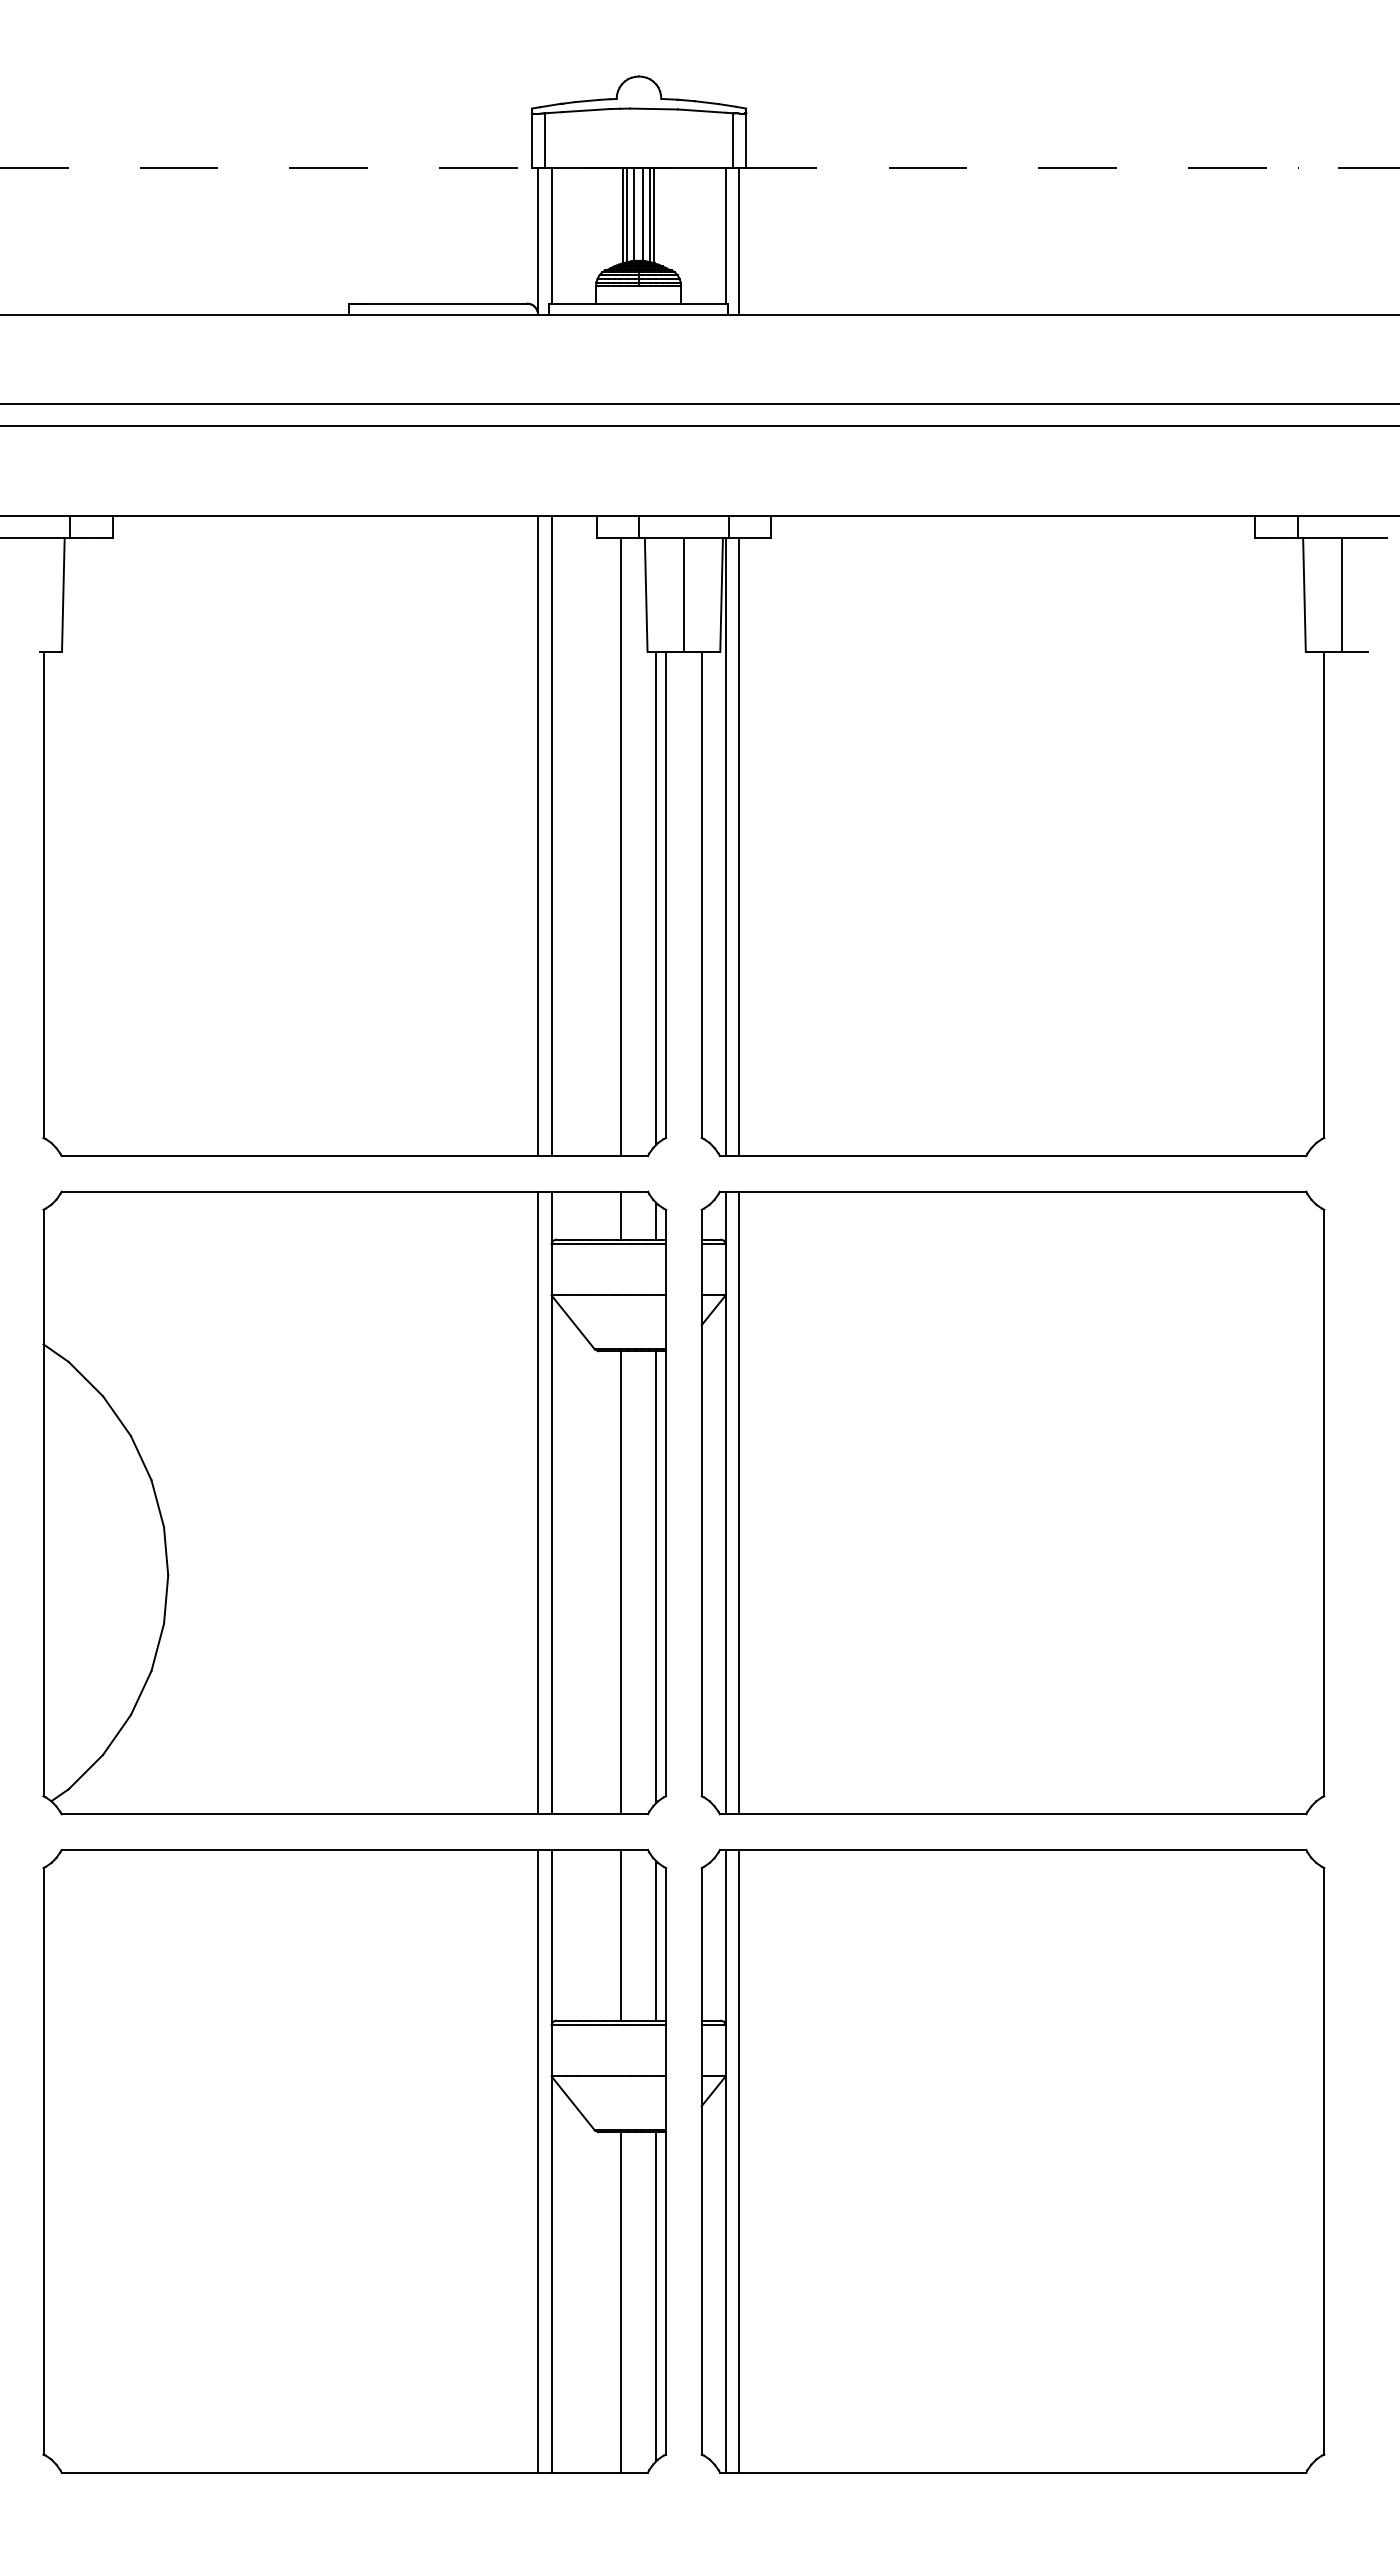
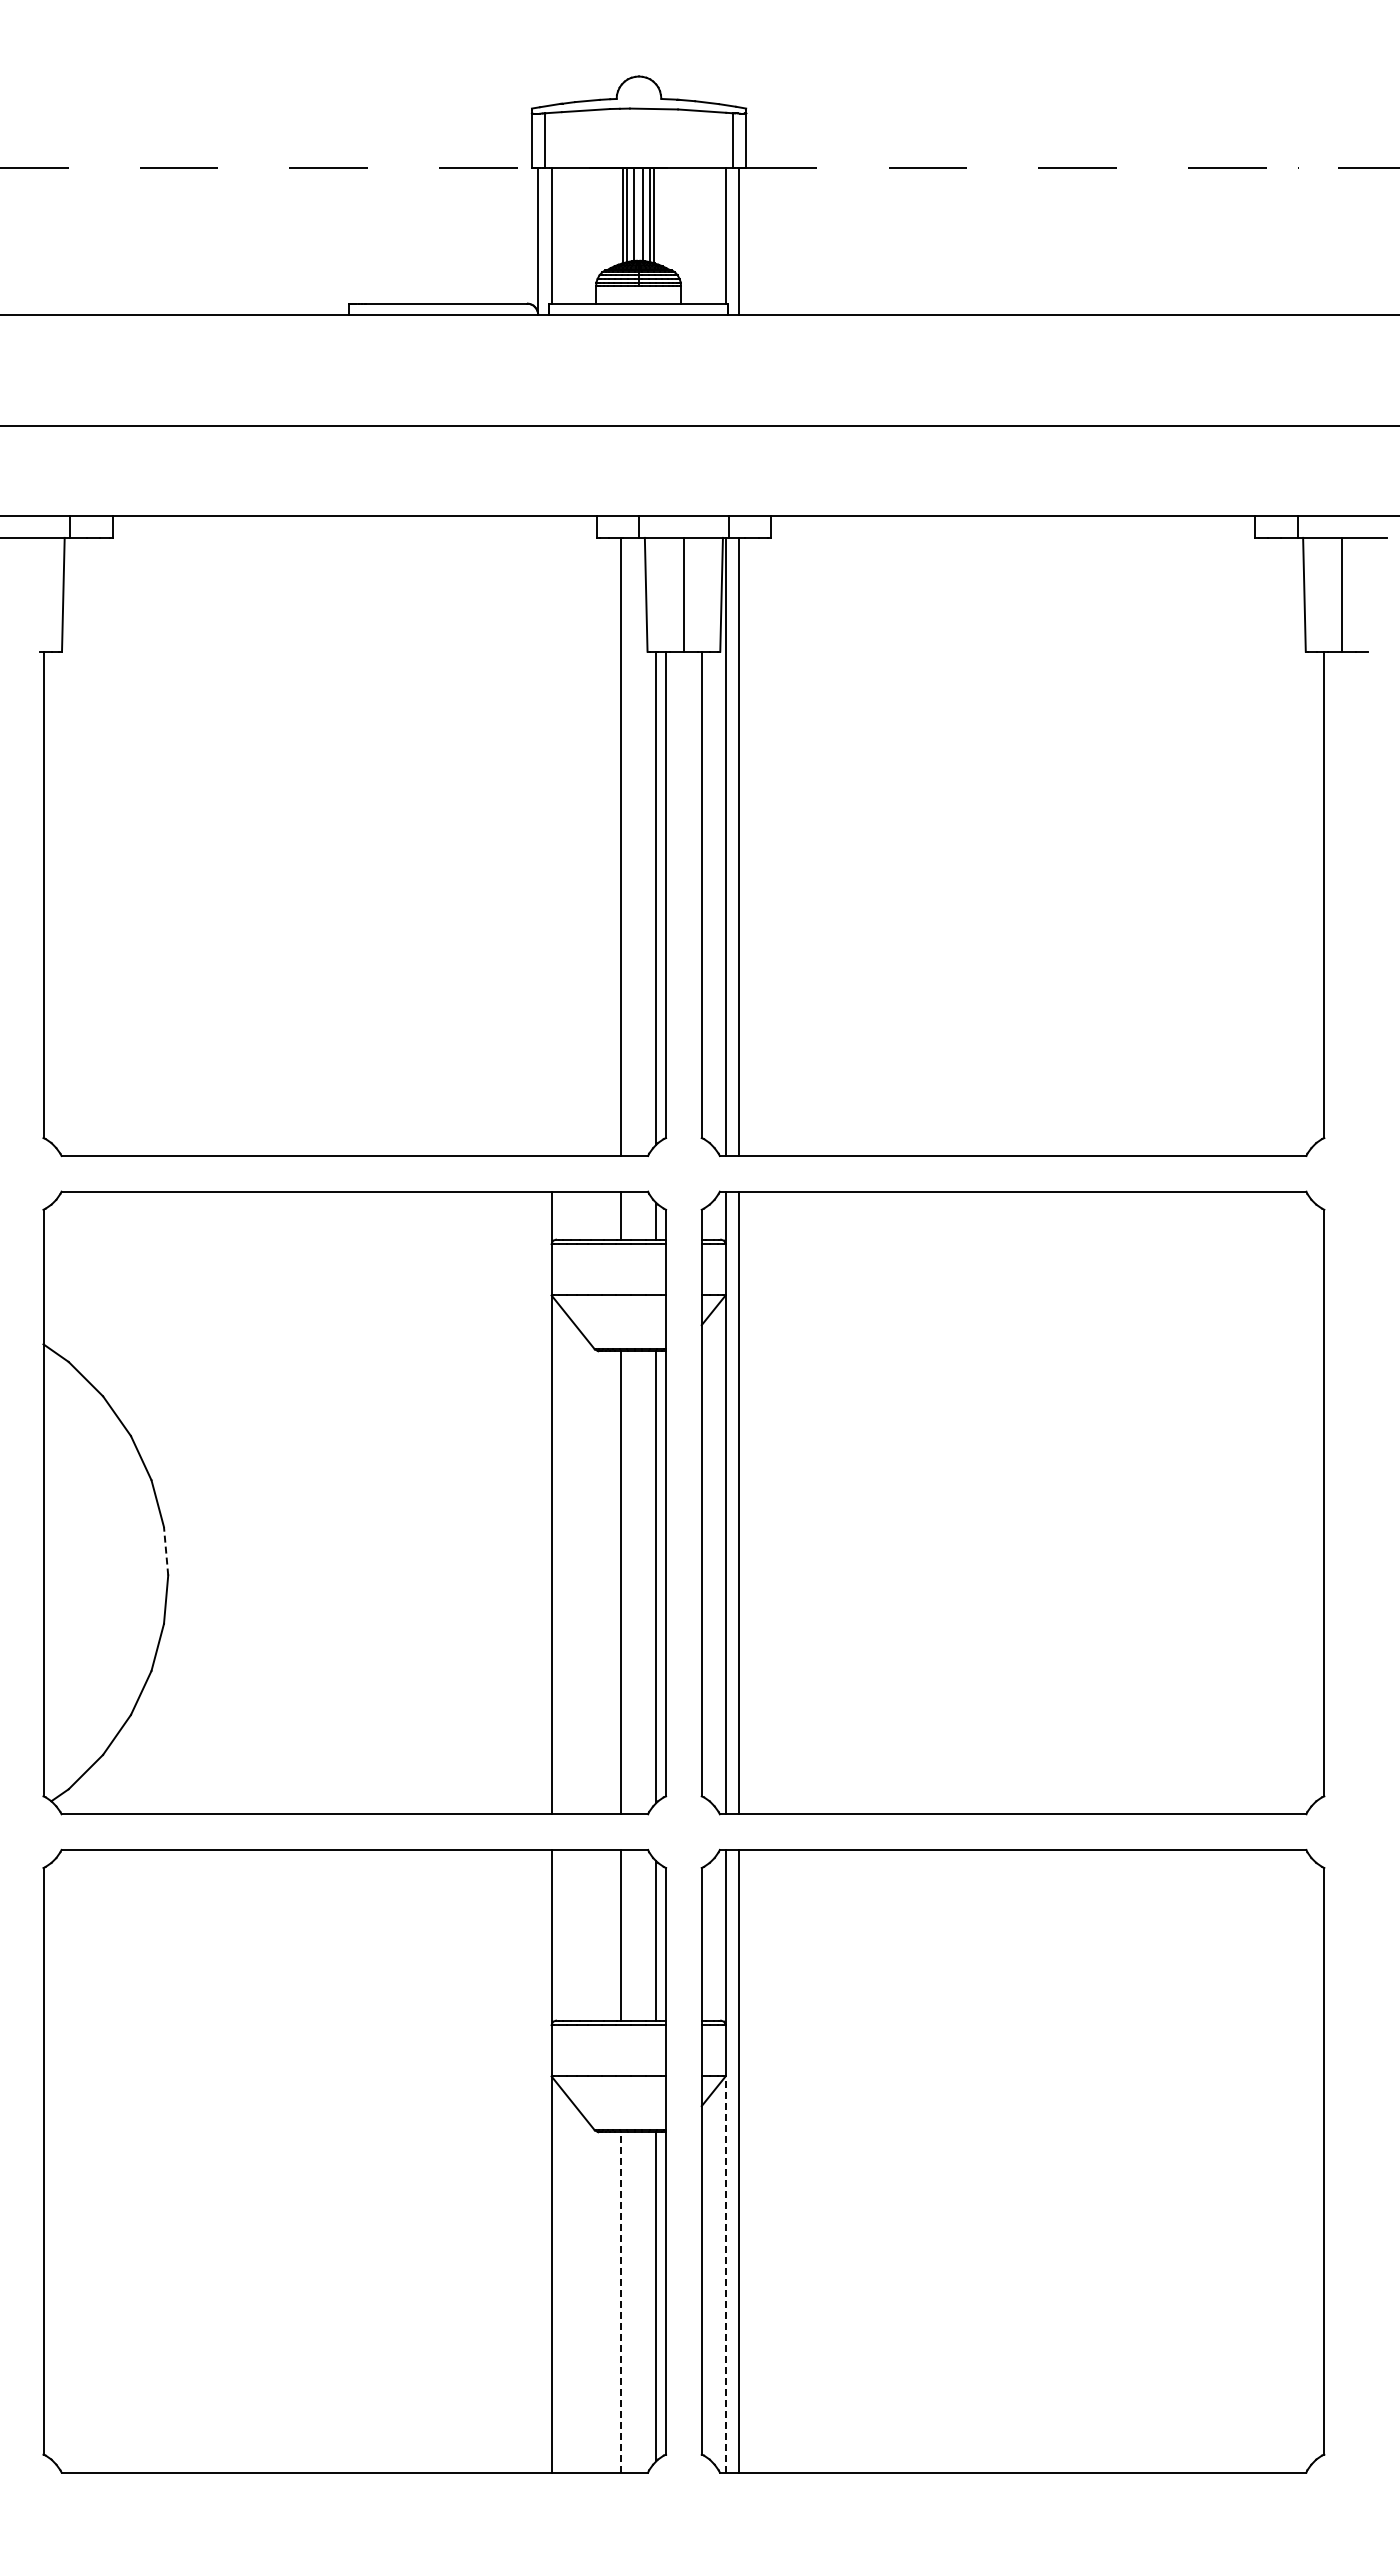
line: present -> none (699, 404)
line: present -> none (538, 835)
line: present -> none (551, 835)
line: present -> none (538, 1502)
line: solid -> dashed (166, 1550)
line: present -> none (538, 2160)
line: solid -> dashed (725, 2273)
line: solid -> dashed (620, 2301)
